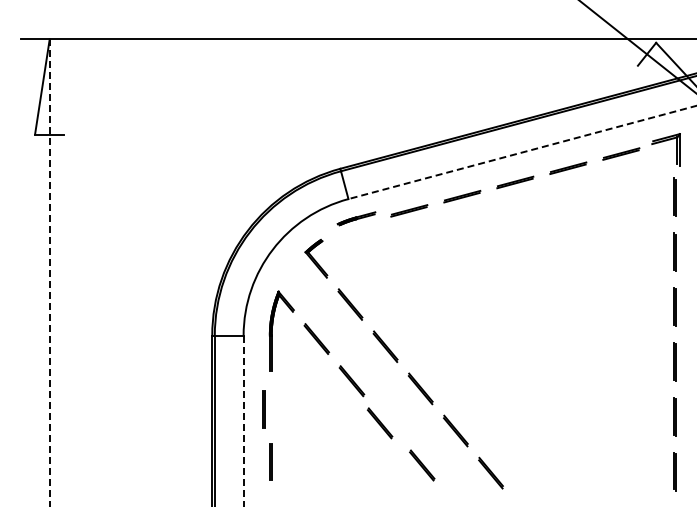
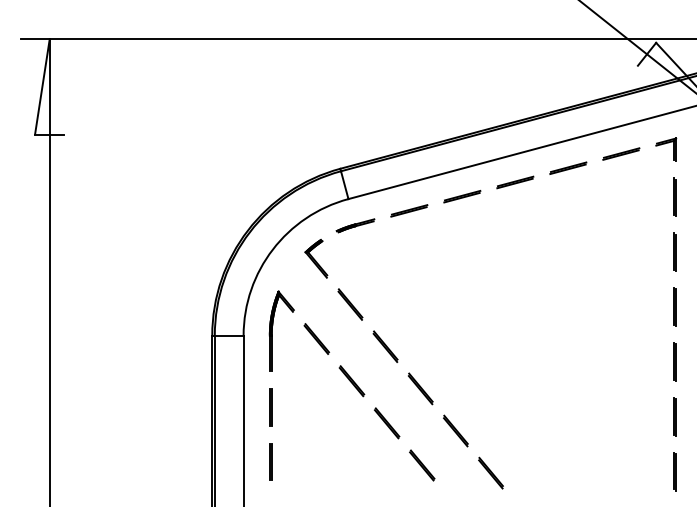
part size: 30x34 px -> 23x25 px (666, 149)
line: dashed -> solid (522, 152)
part position: (356, 218) -> (355, 225) (355, 225)
line: dashed -> solid (49, 273)
line position: (263, 409) -> (270, 407) (270, 407)
line: dashed -> solid (243, 421)
line position: (380, 423) -> (387, 423) (387, 423)
